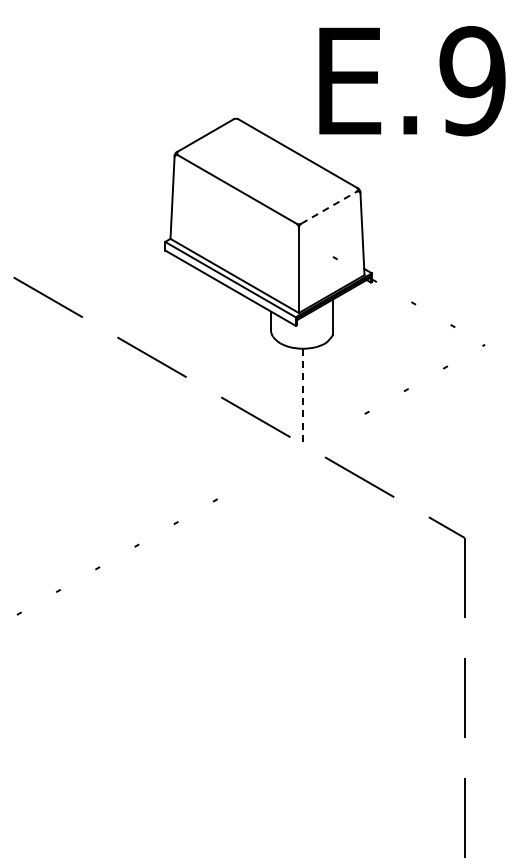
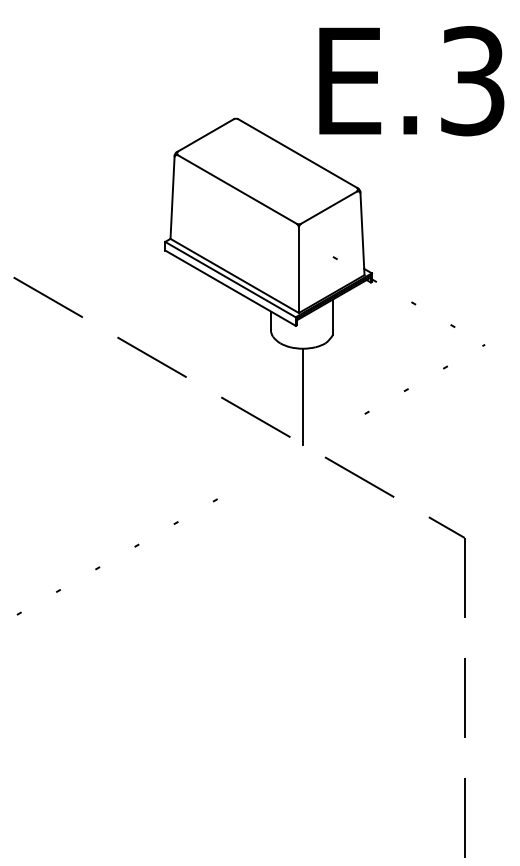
text: E.9 -> E.3 (472, 81)
line: dashed -> solid (329, 207)
line: dashed -> solid (302, 396)
